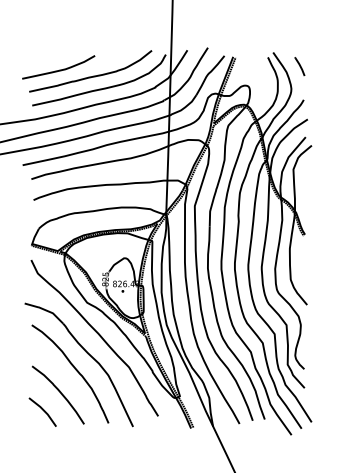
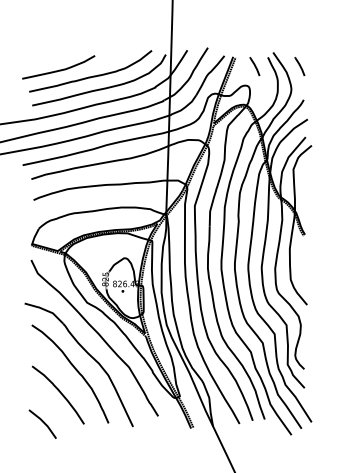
line: none -> present (254, 66)
line position: (42, 410) -> (42, 422) (42, 422)
